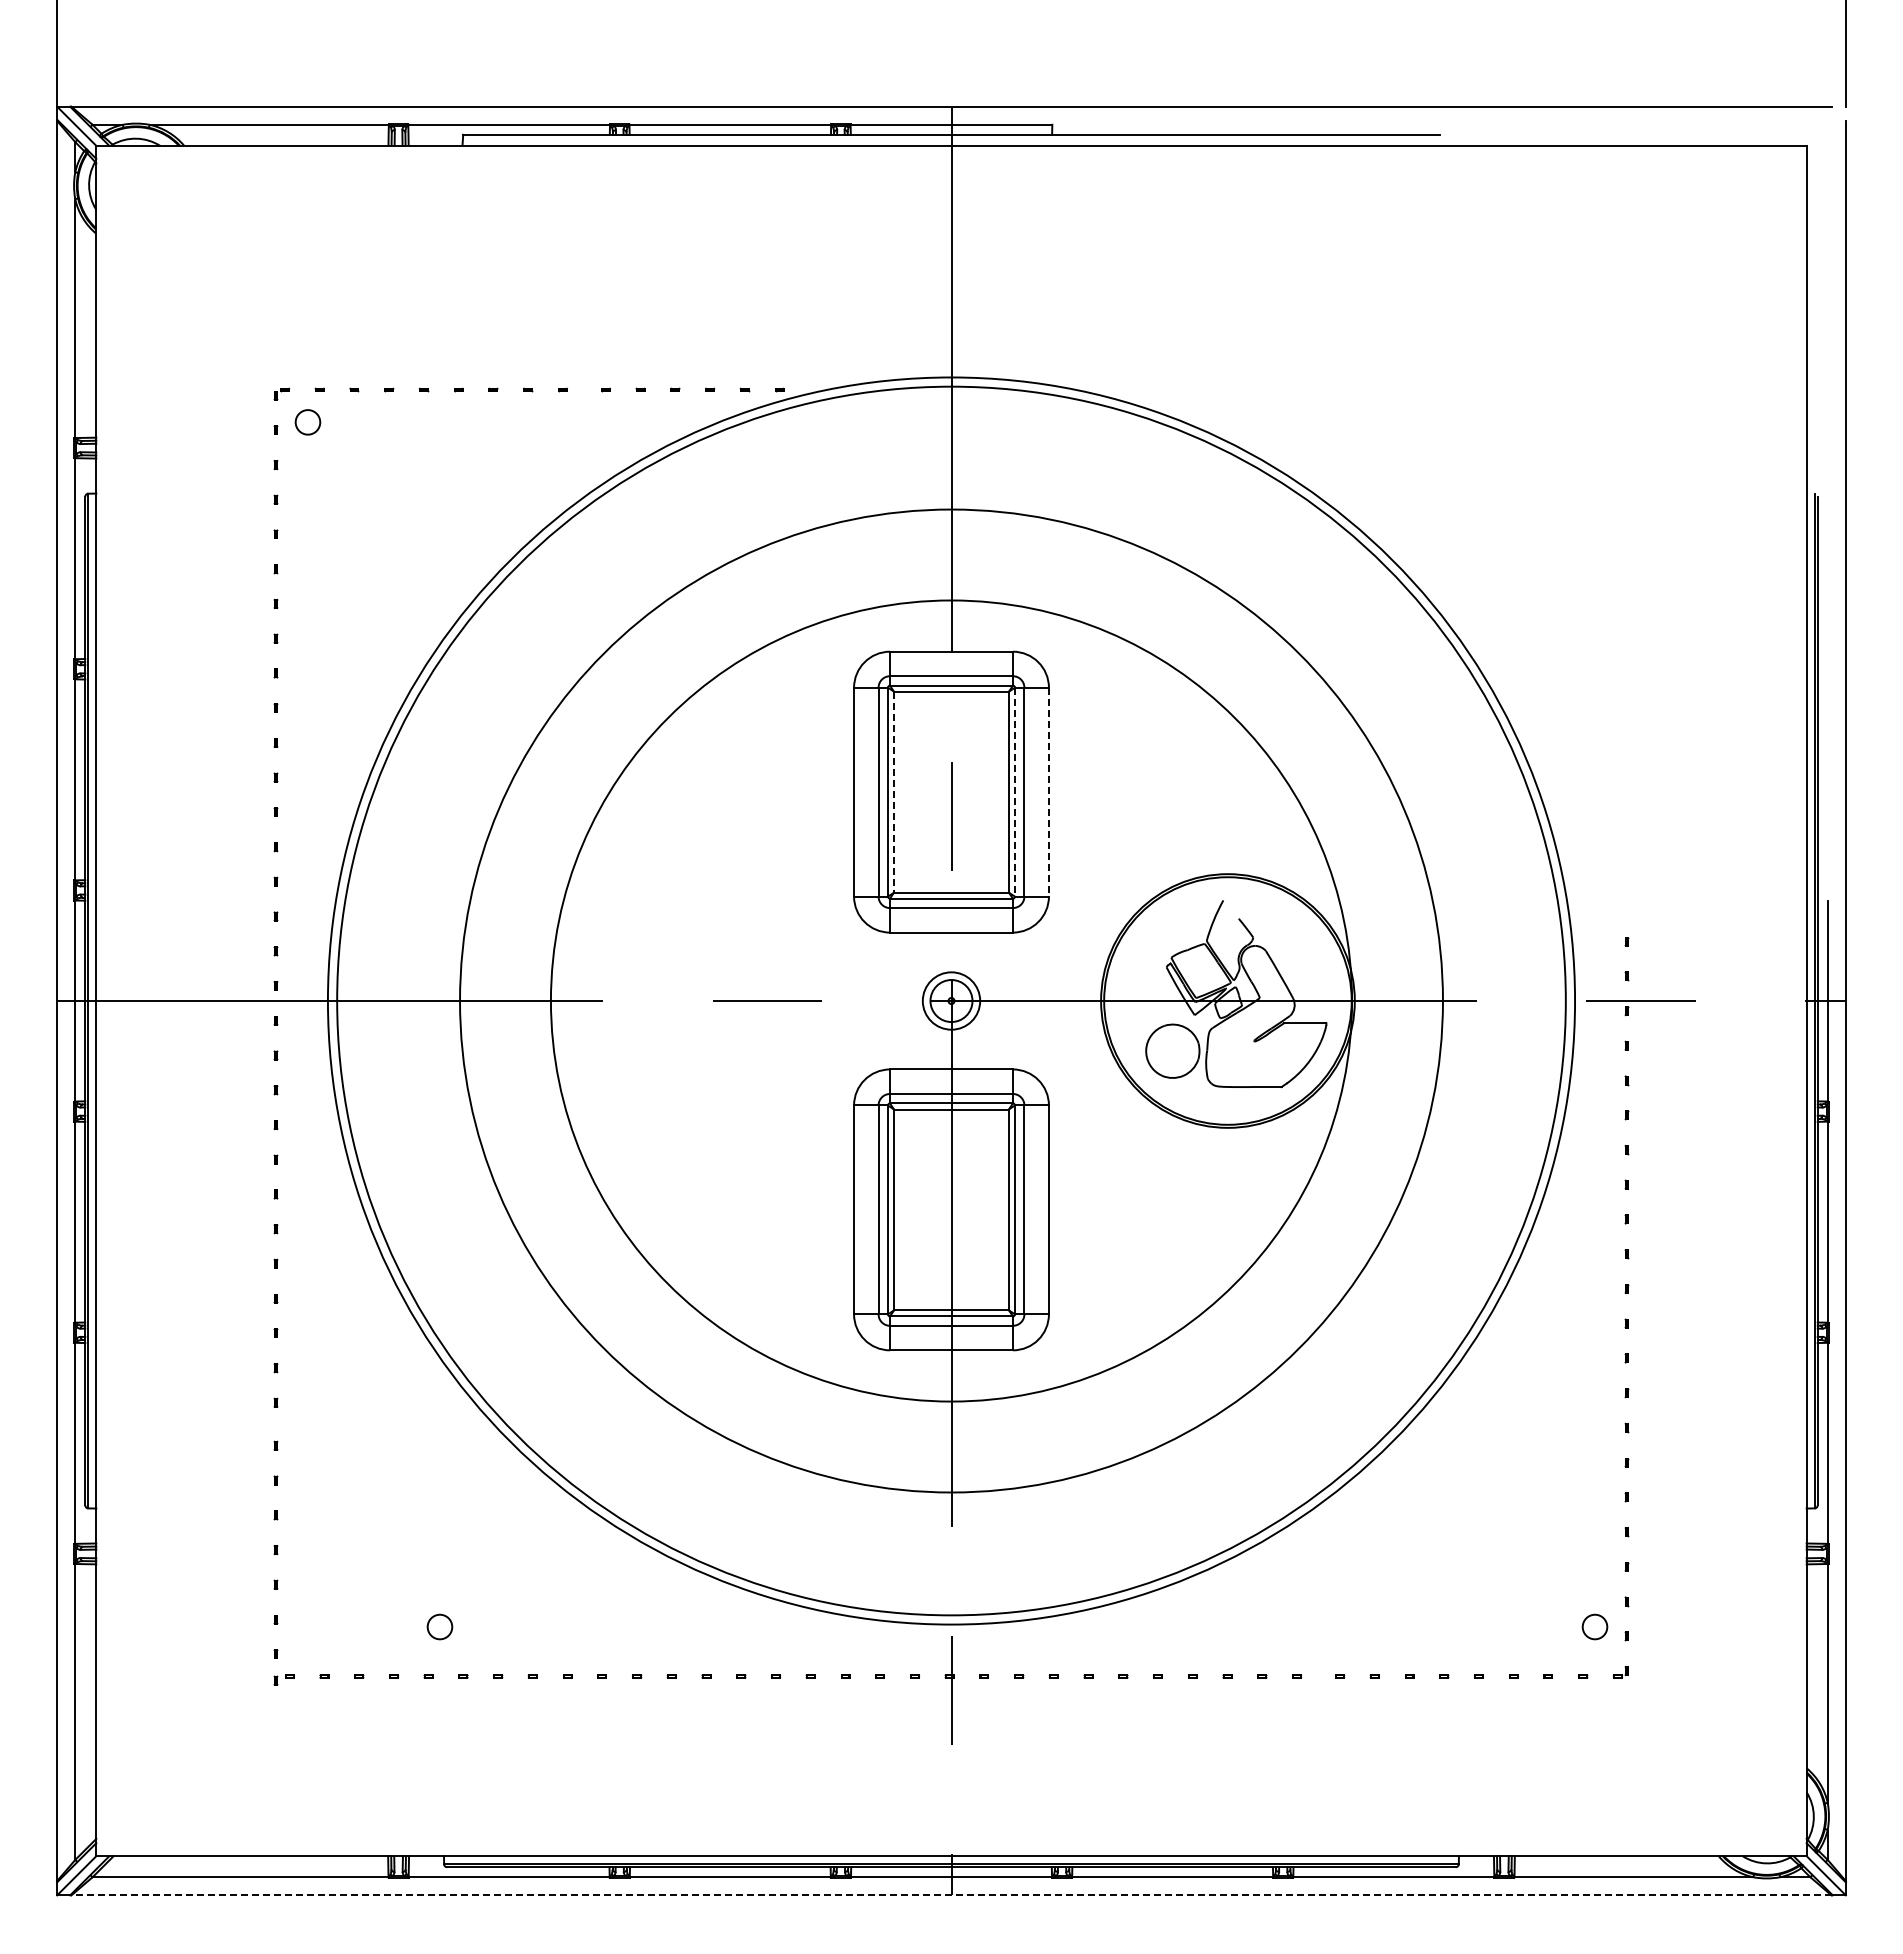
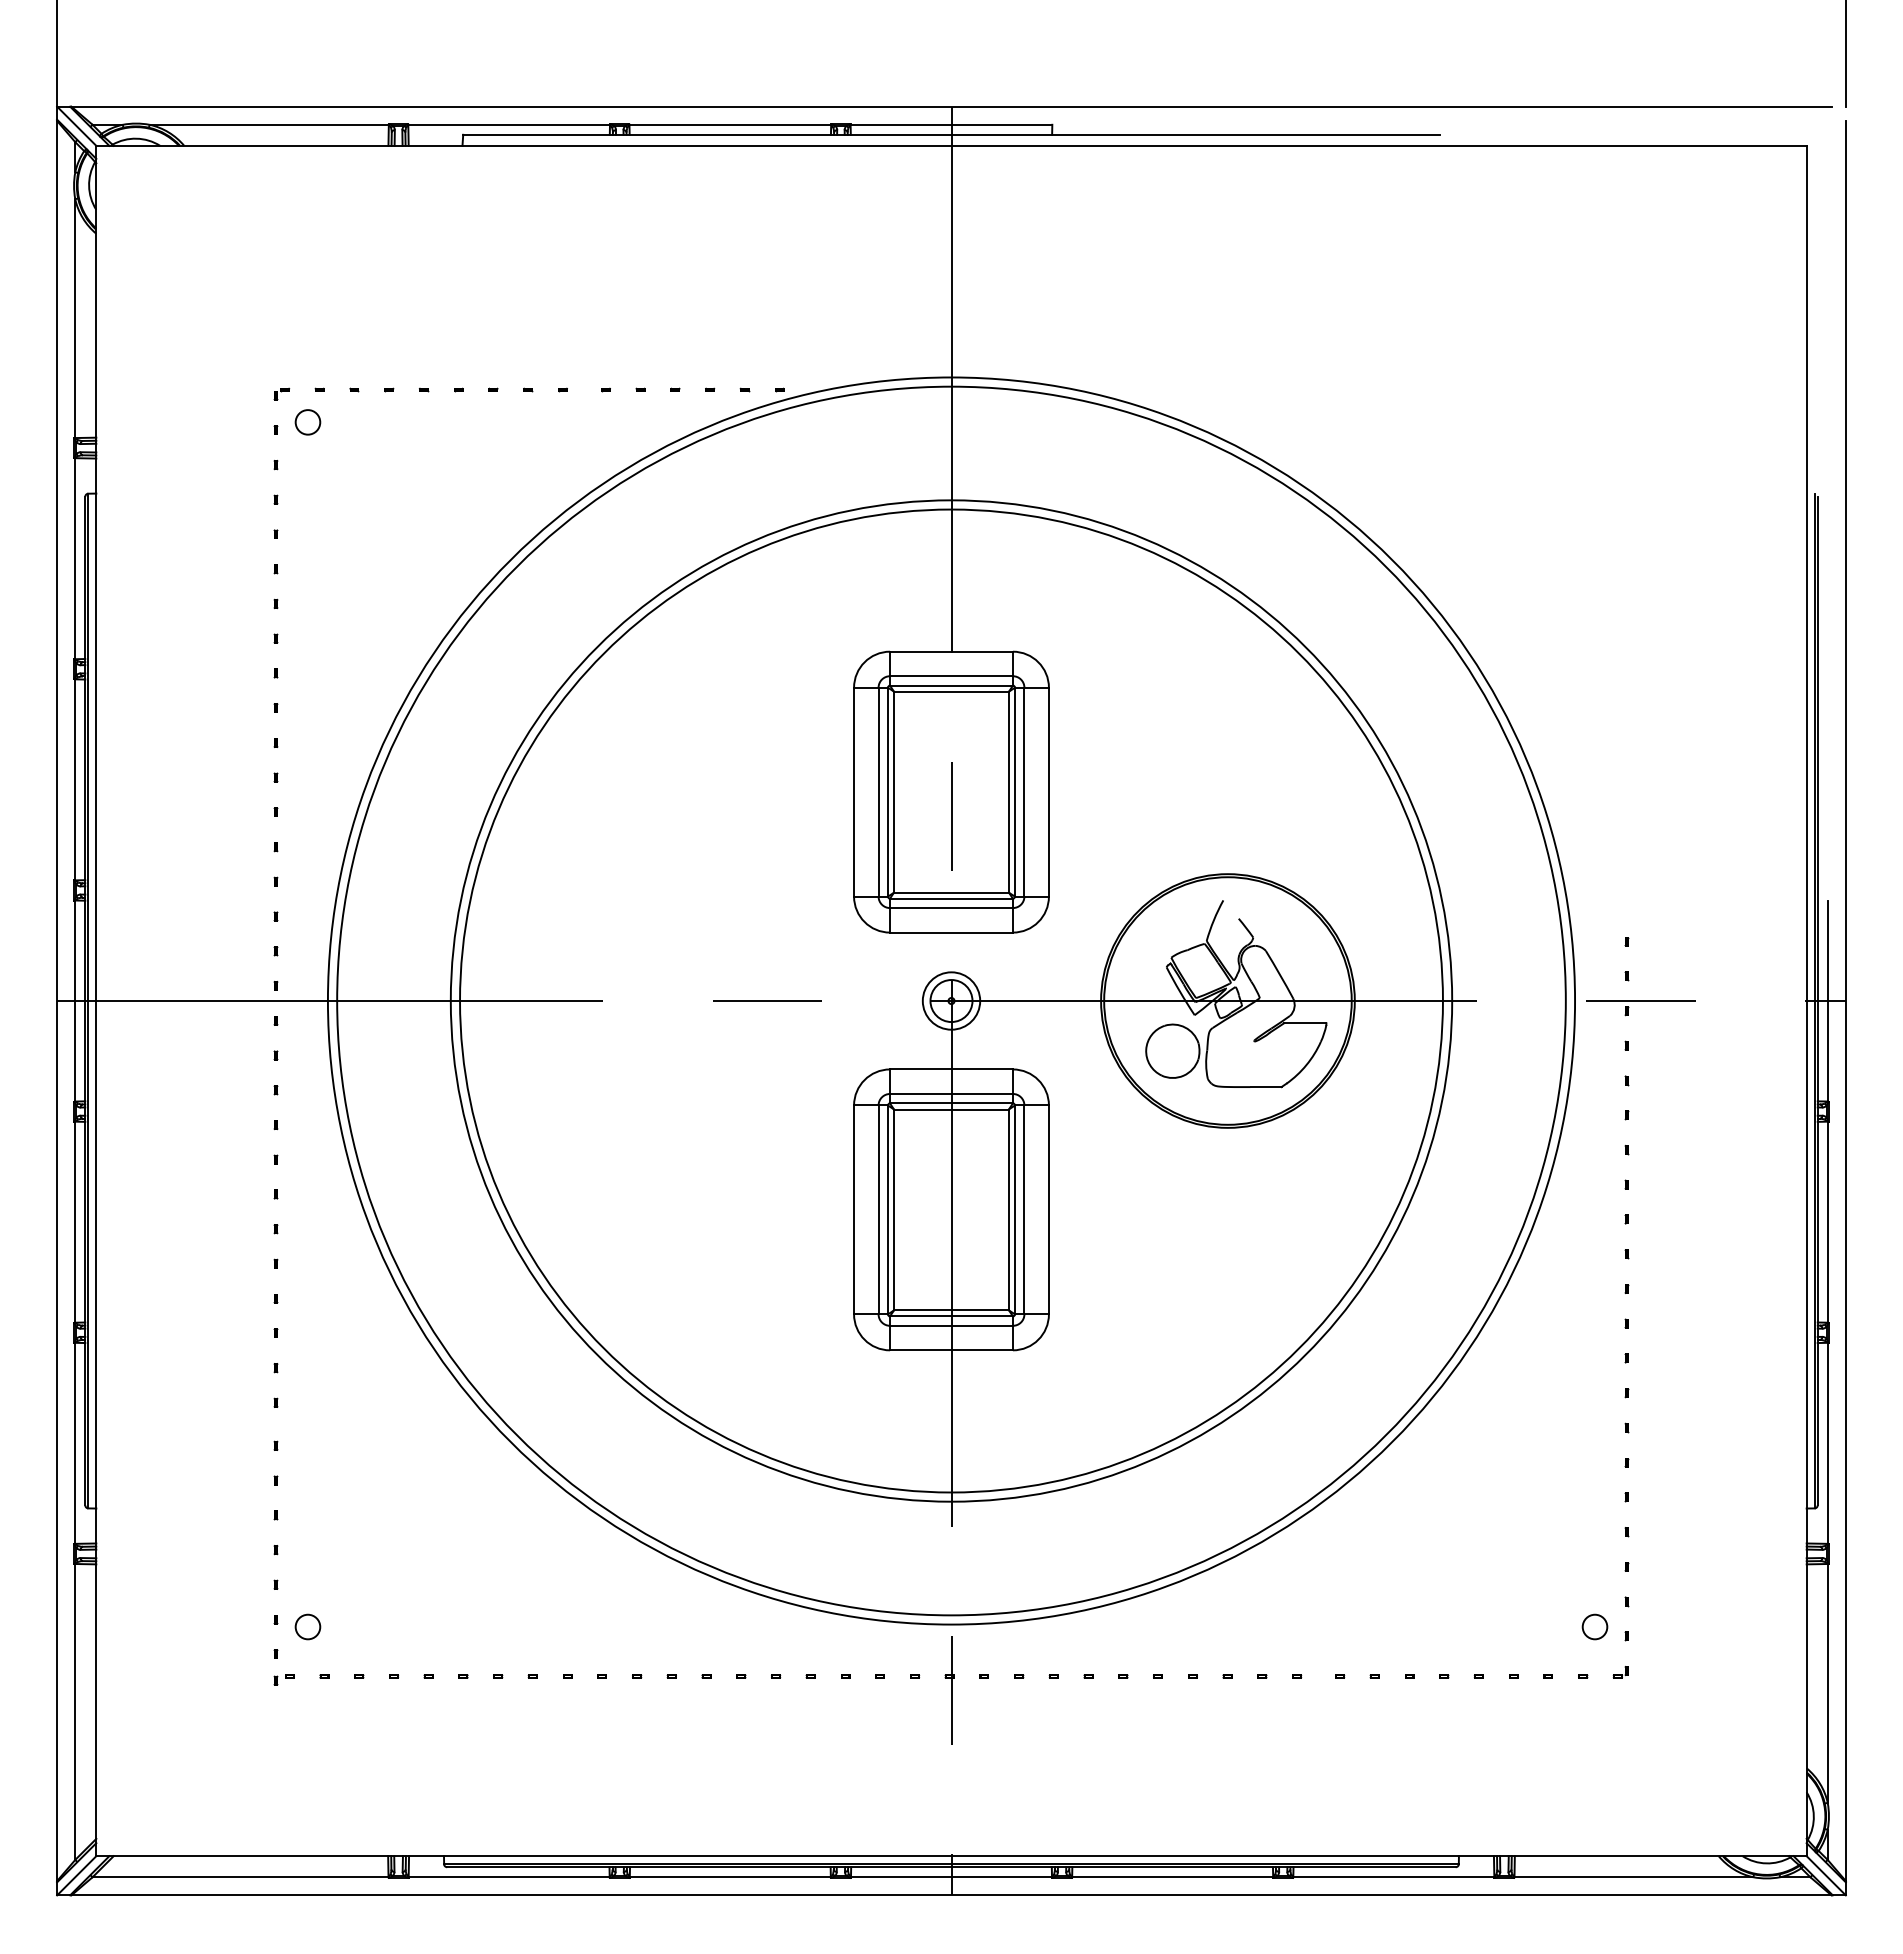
line: dashed -> solid (894, 792)
line: dashed -> solid (1015, 792)
line: dashed -> solid (1048, 792)
circle diameter: 801 px -> 1001 px (951, 1000)
circle position: (439, 1626) -> (307, 1626) (307, 1626)
line: dashed -> solid (951, 1895)
